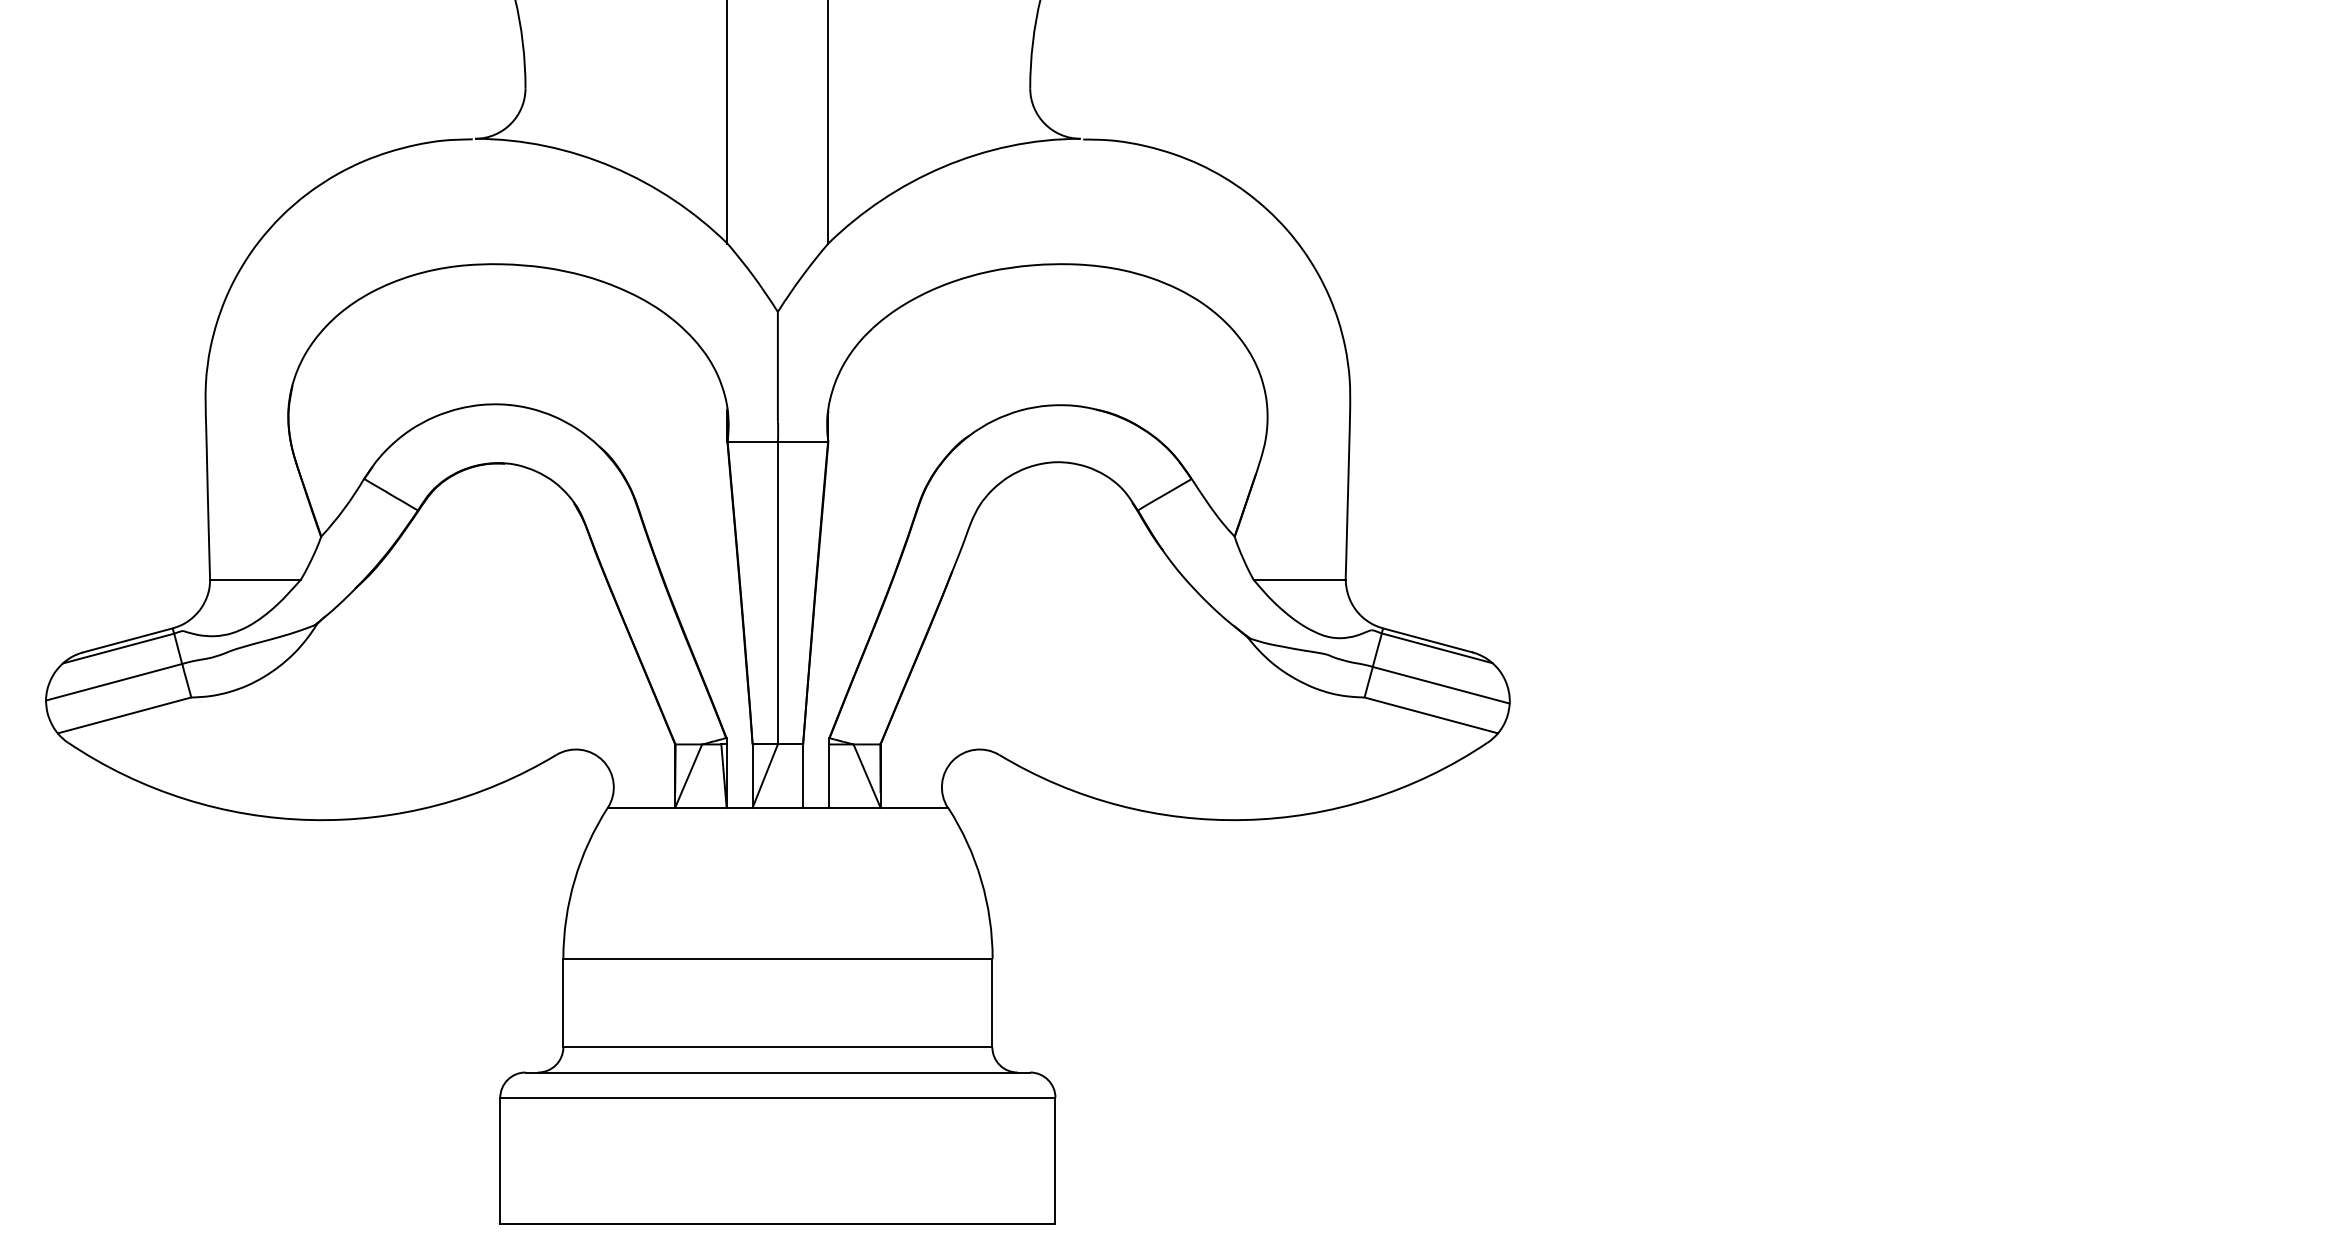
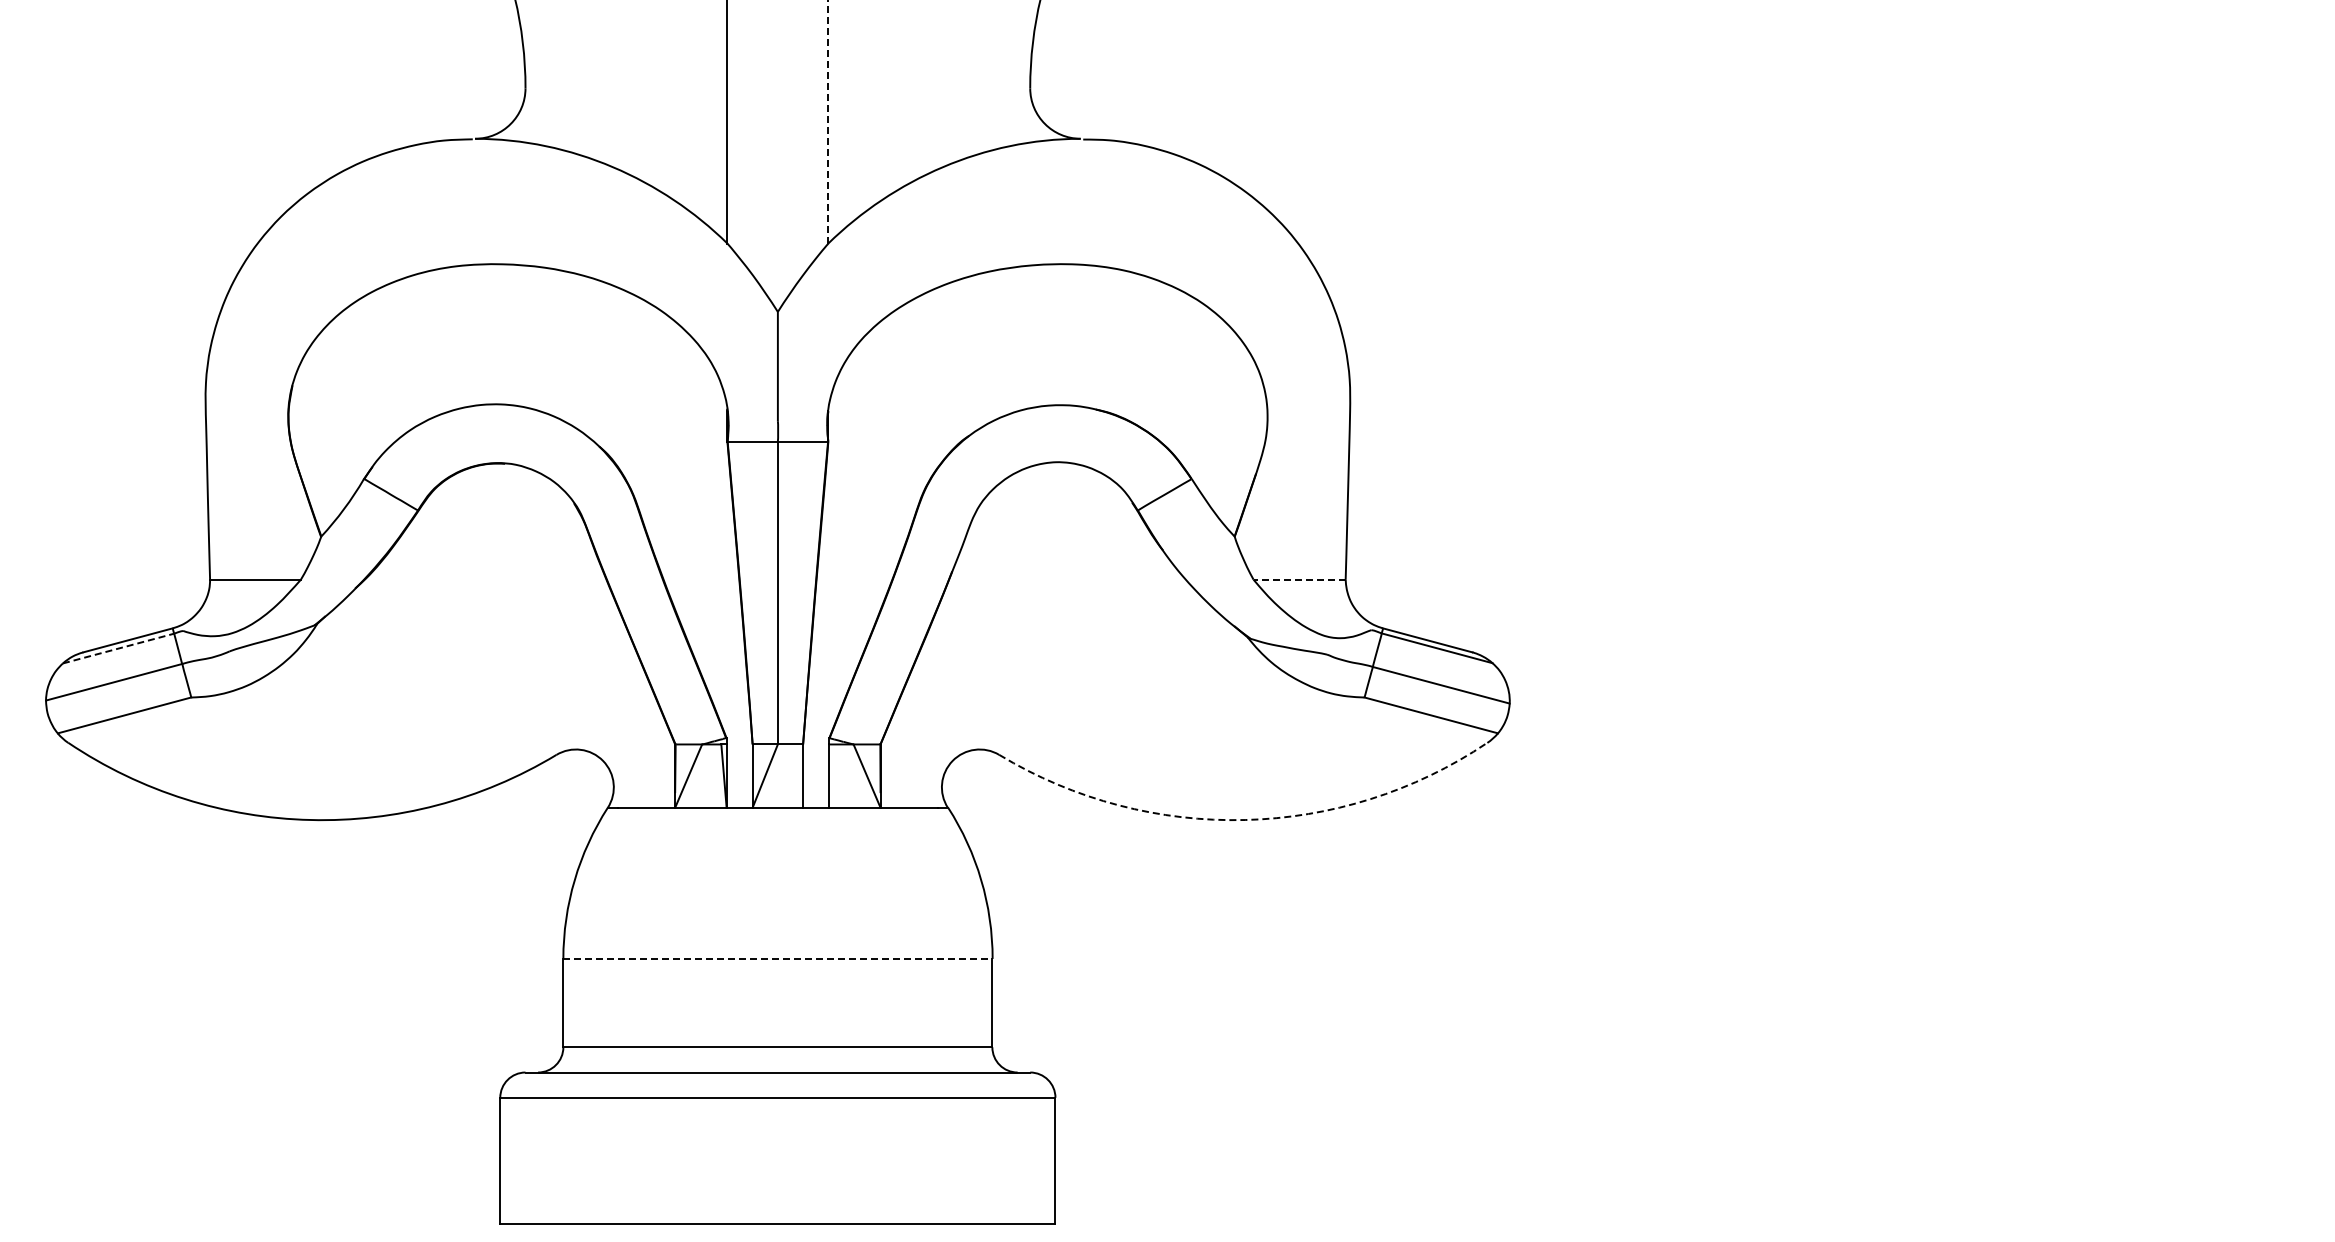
line: solid -> dashed (828, 121)
line: solid -> dashed (1299, 579)
line: solid -> dashed (118, 648)
arc: solid -> dashed (1245, 820)
line: solid -> dashed (777, 958)
